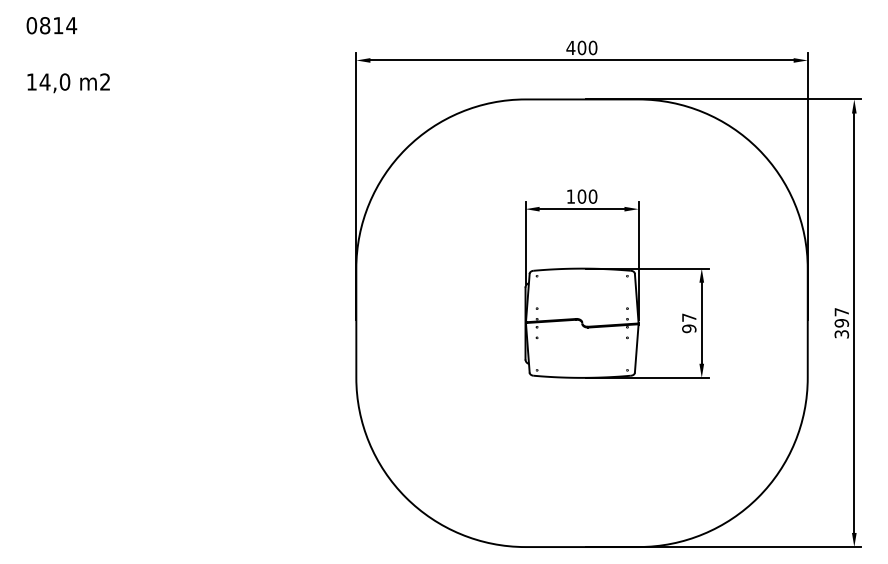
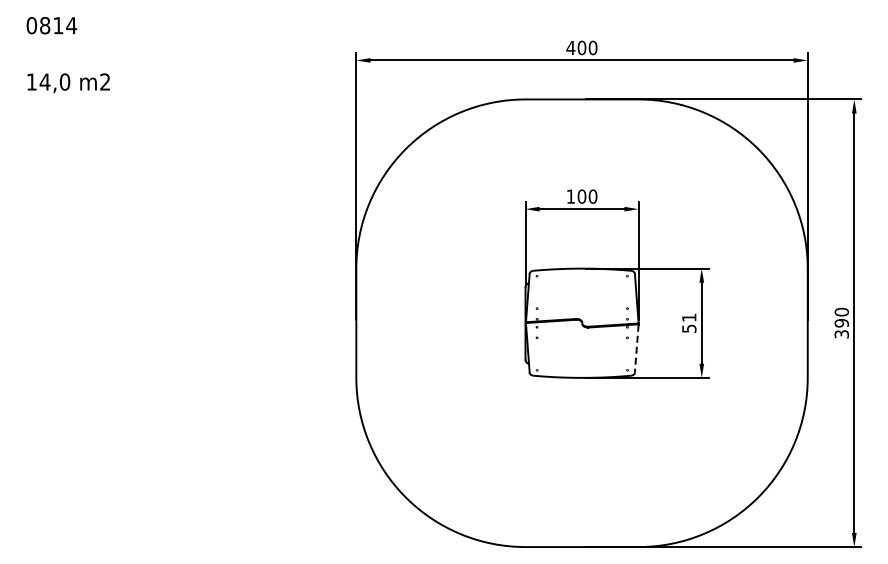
text: 397 -> 390 (841, 311)
text: 97 -> 51 (689, 323)
line: solid -> dashed (636, 348)
